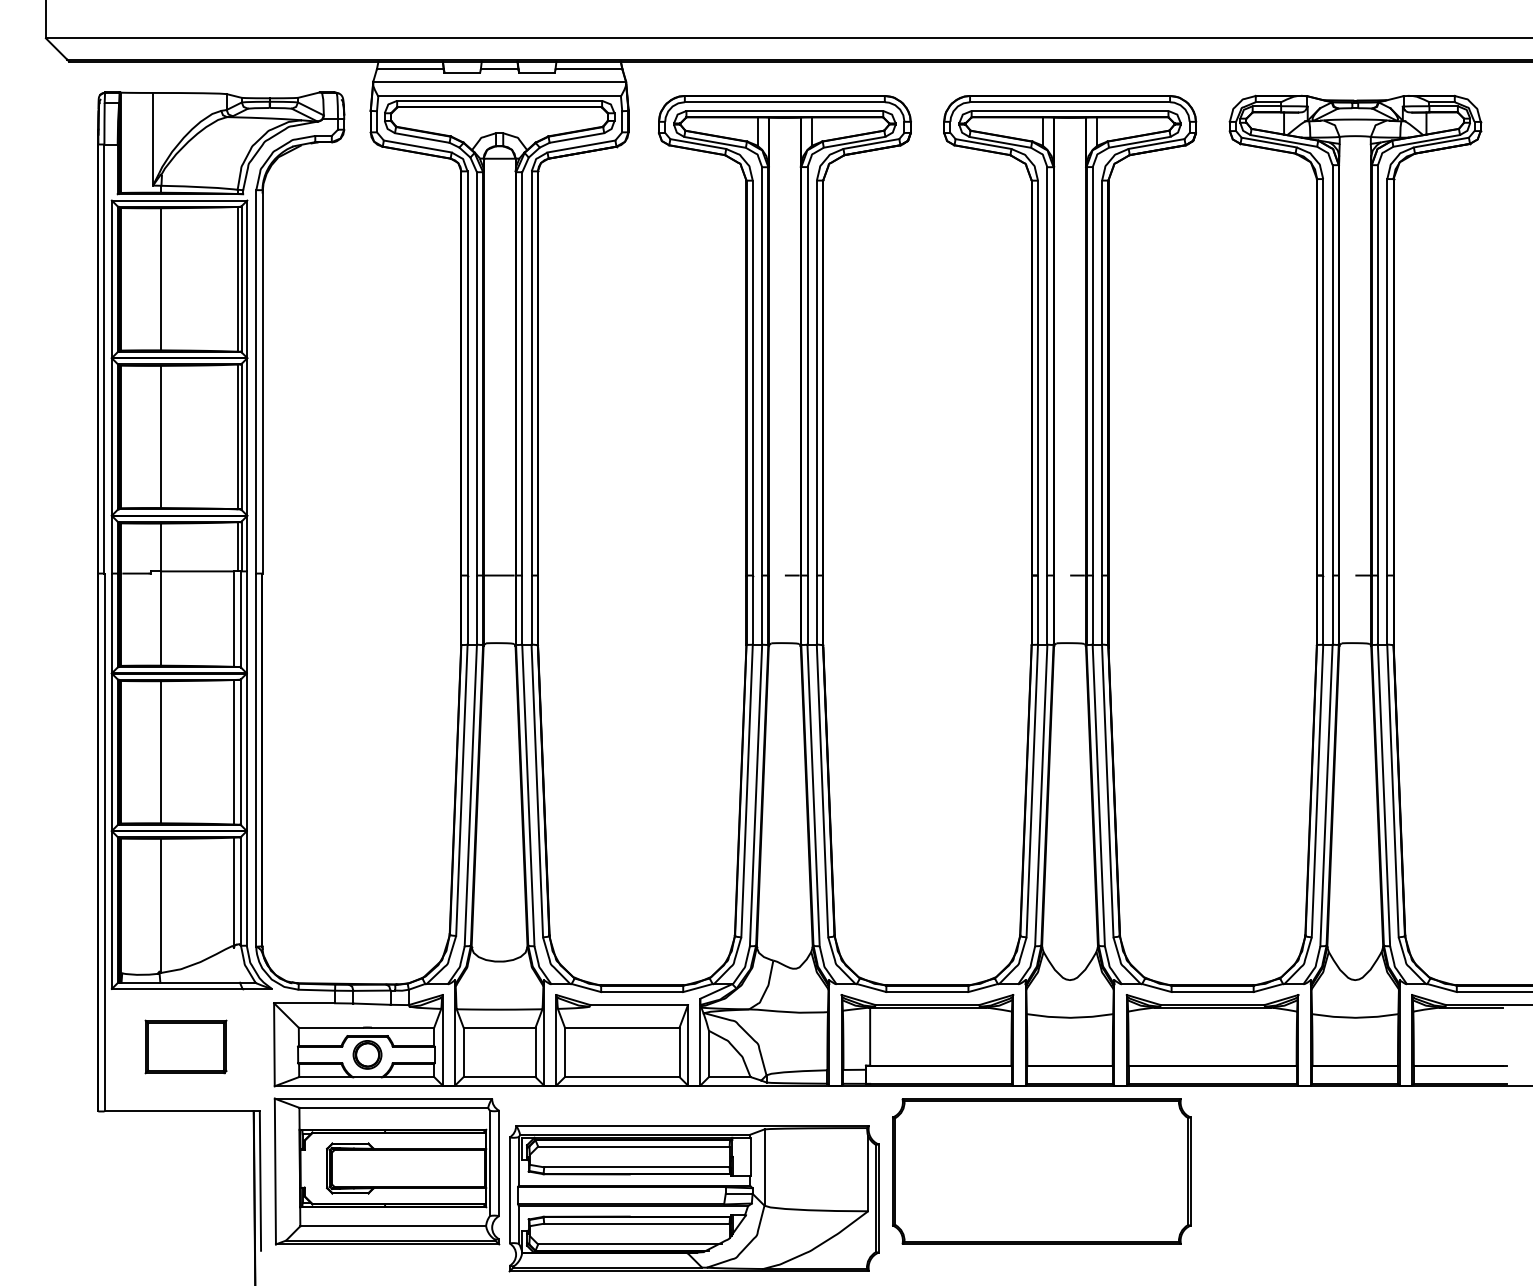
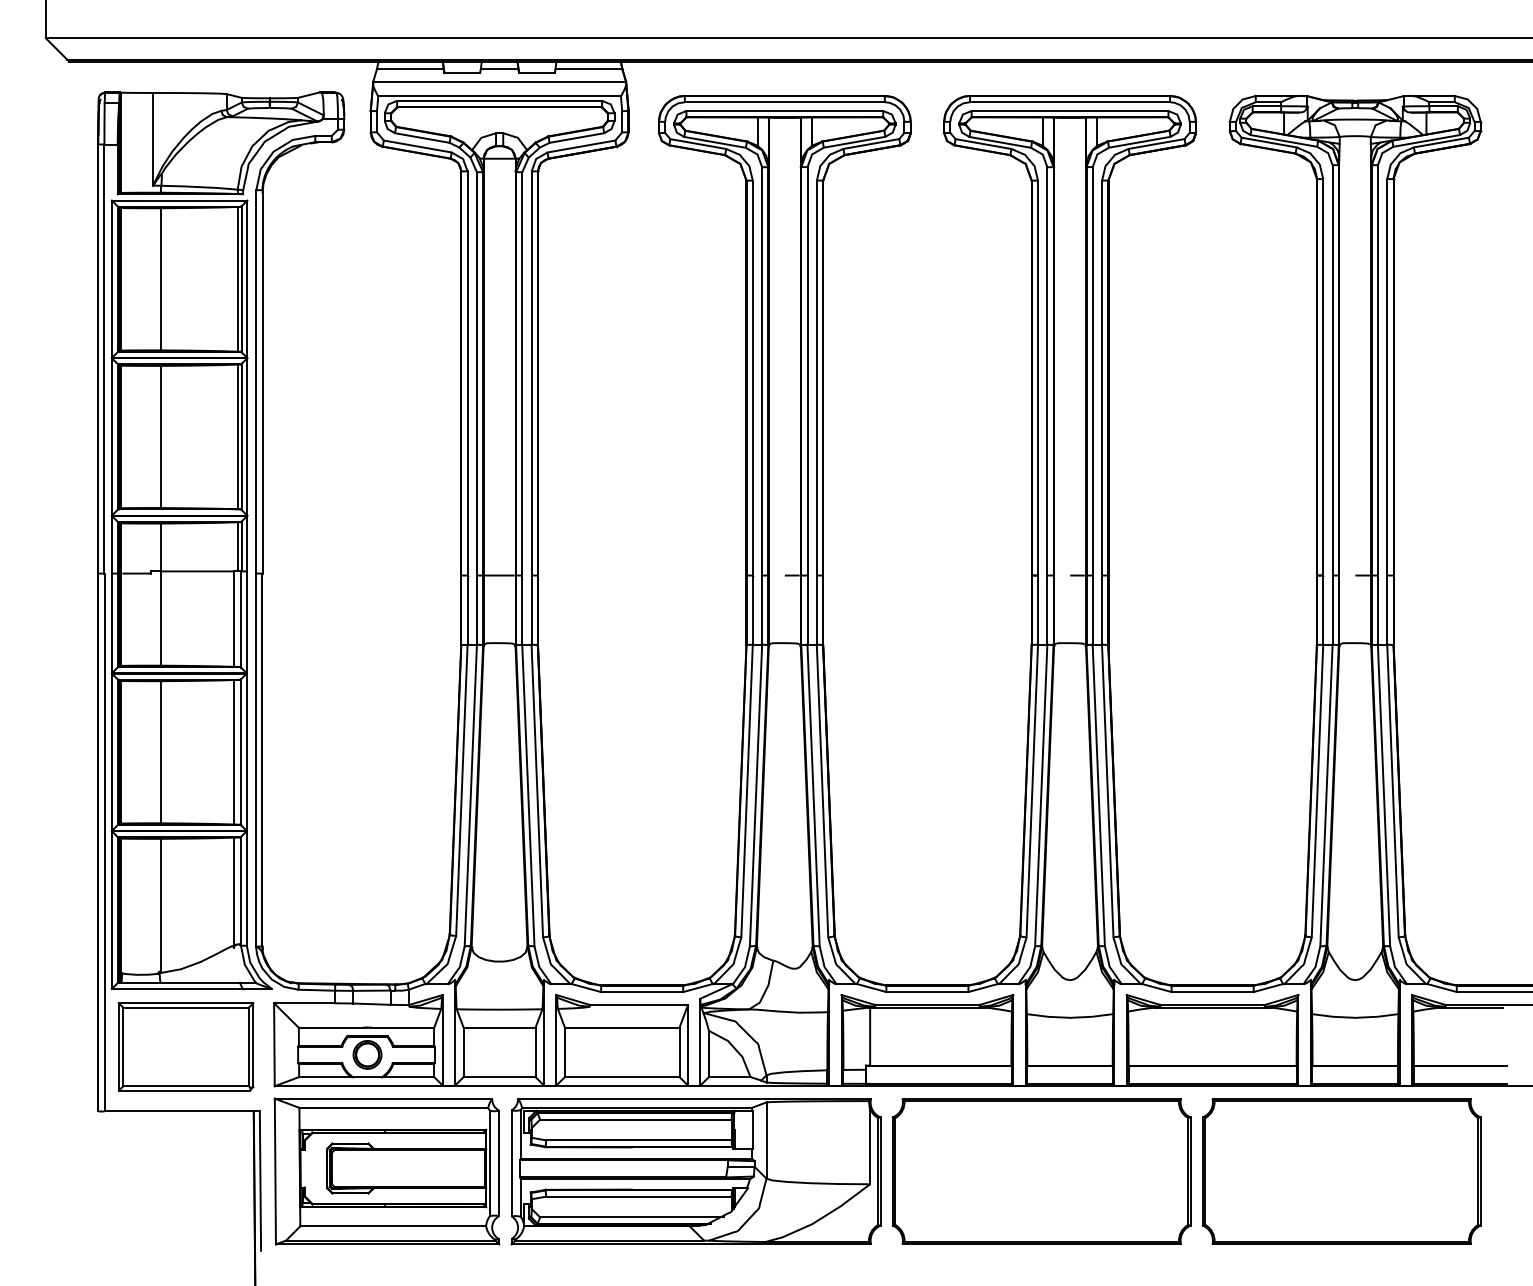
part size: 84x56 px -> 138x90 px (185, 1046)
part: none -> present (1341, 1171)
part position: (693, 1198) -> (695, 1171) (695, 1171)
